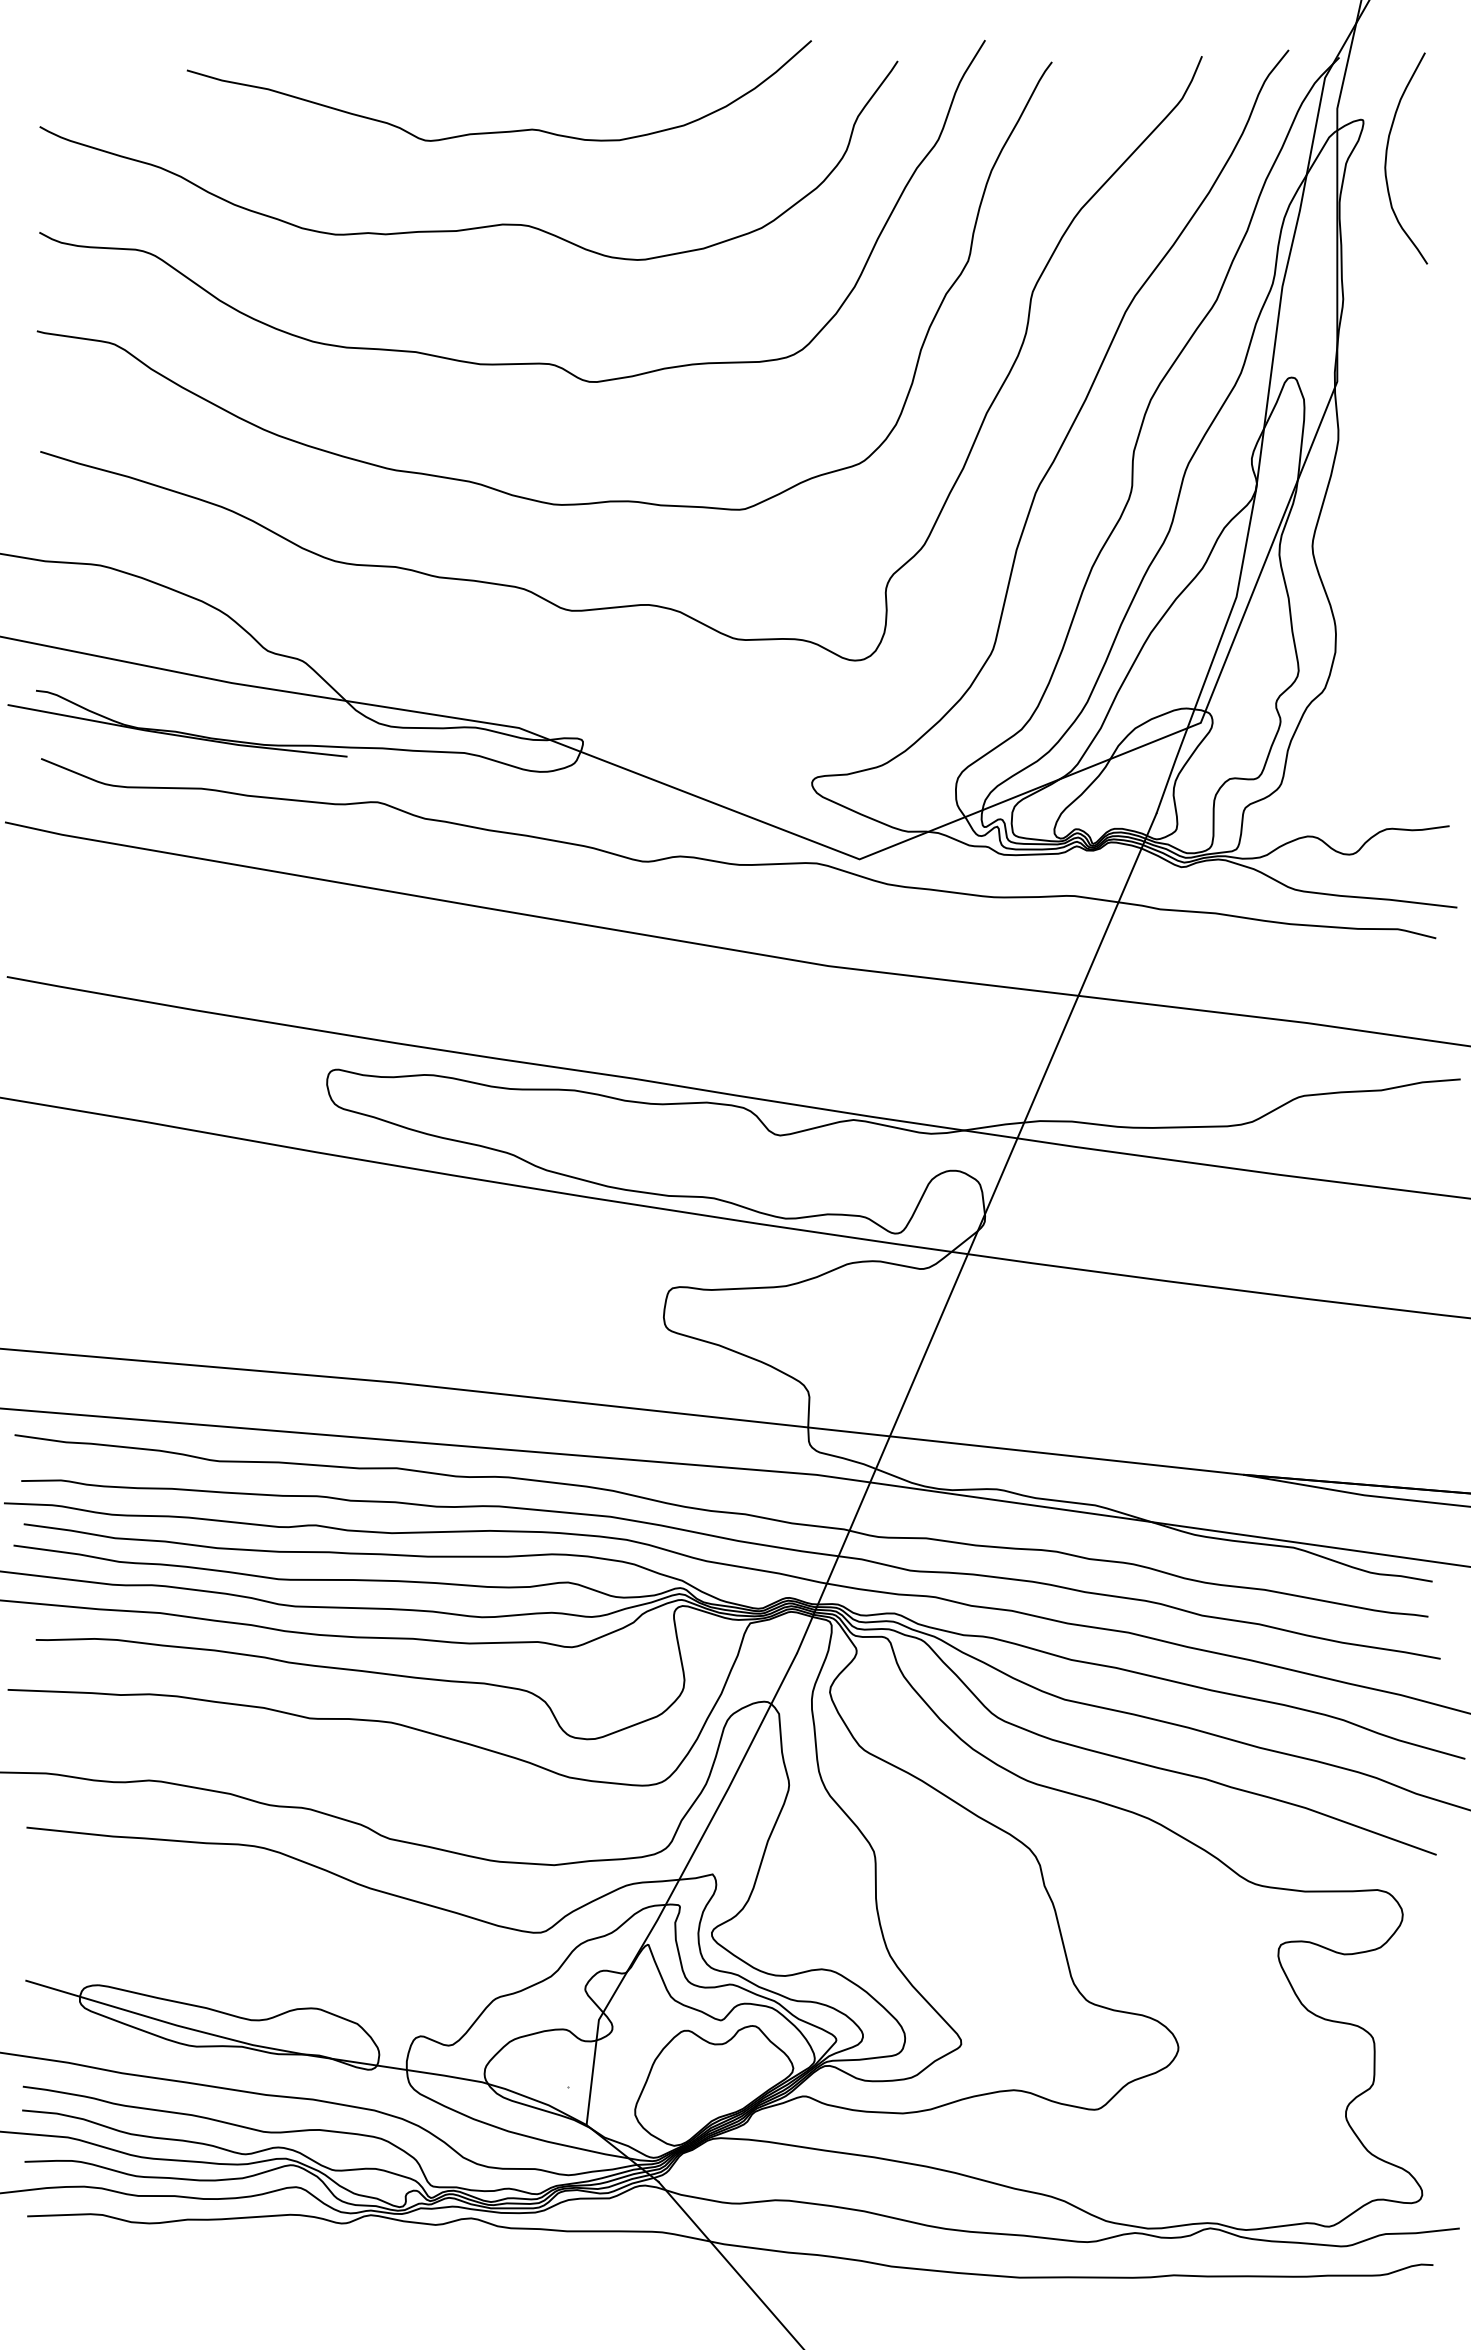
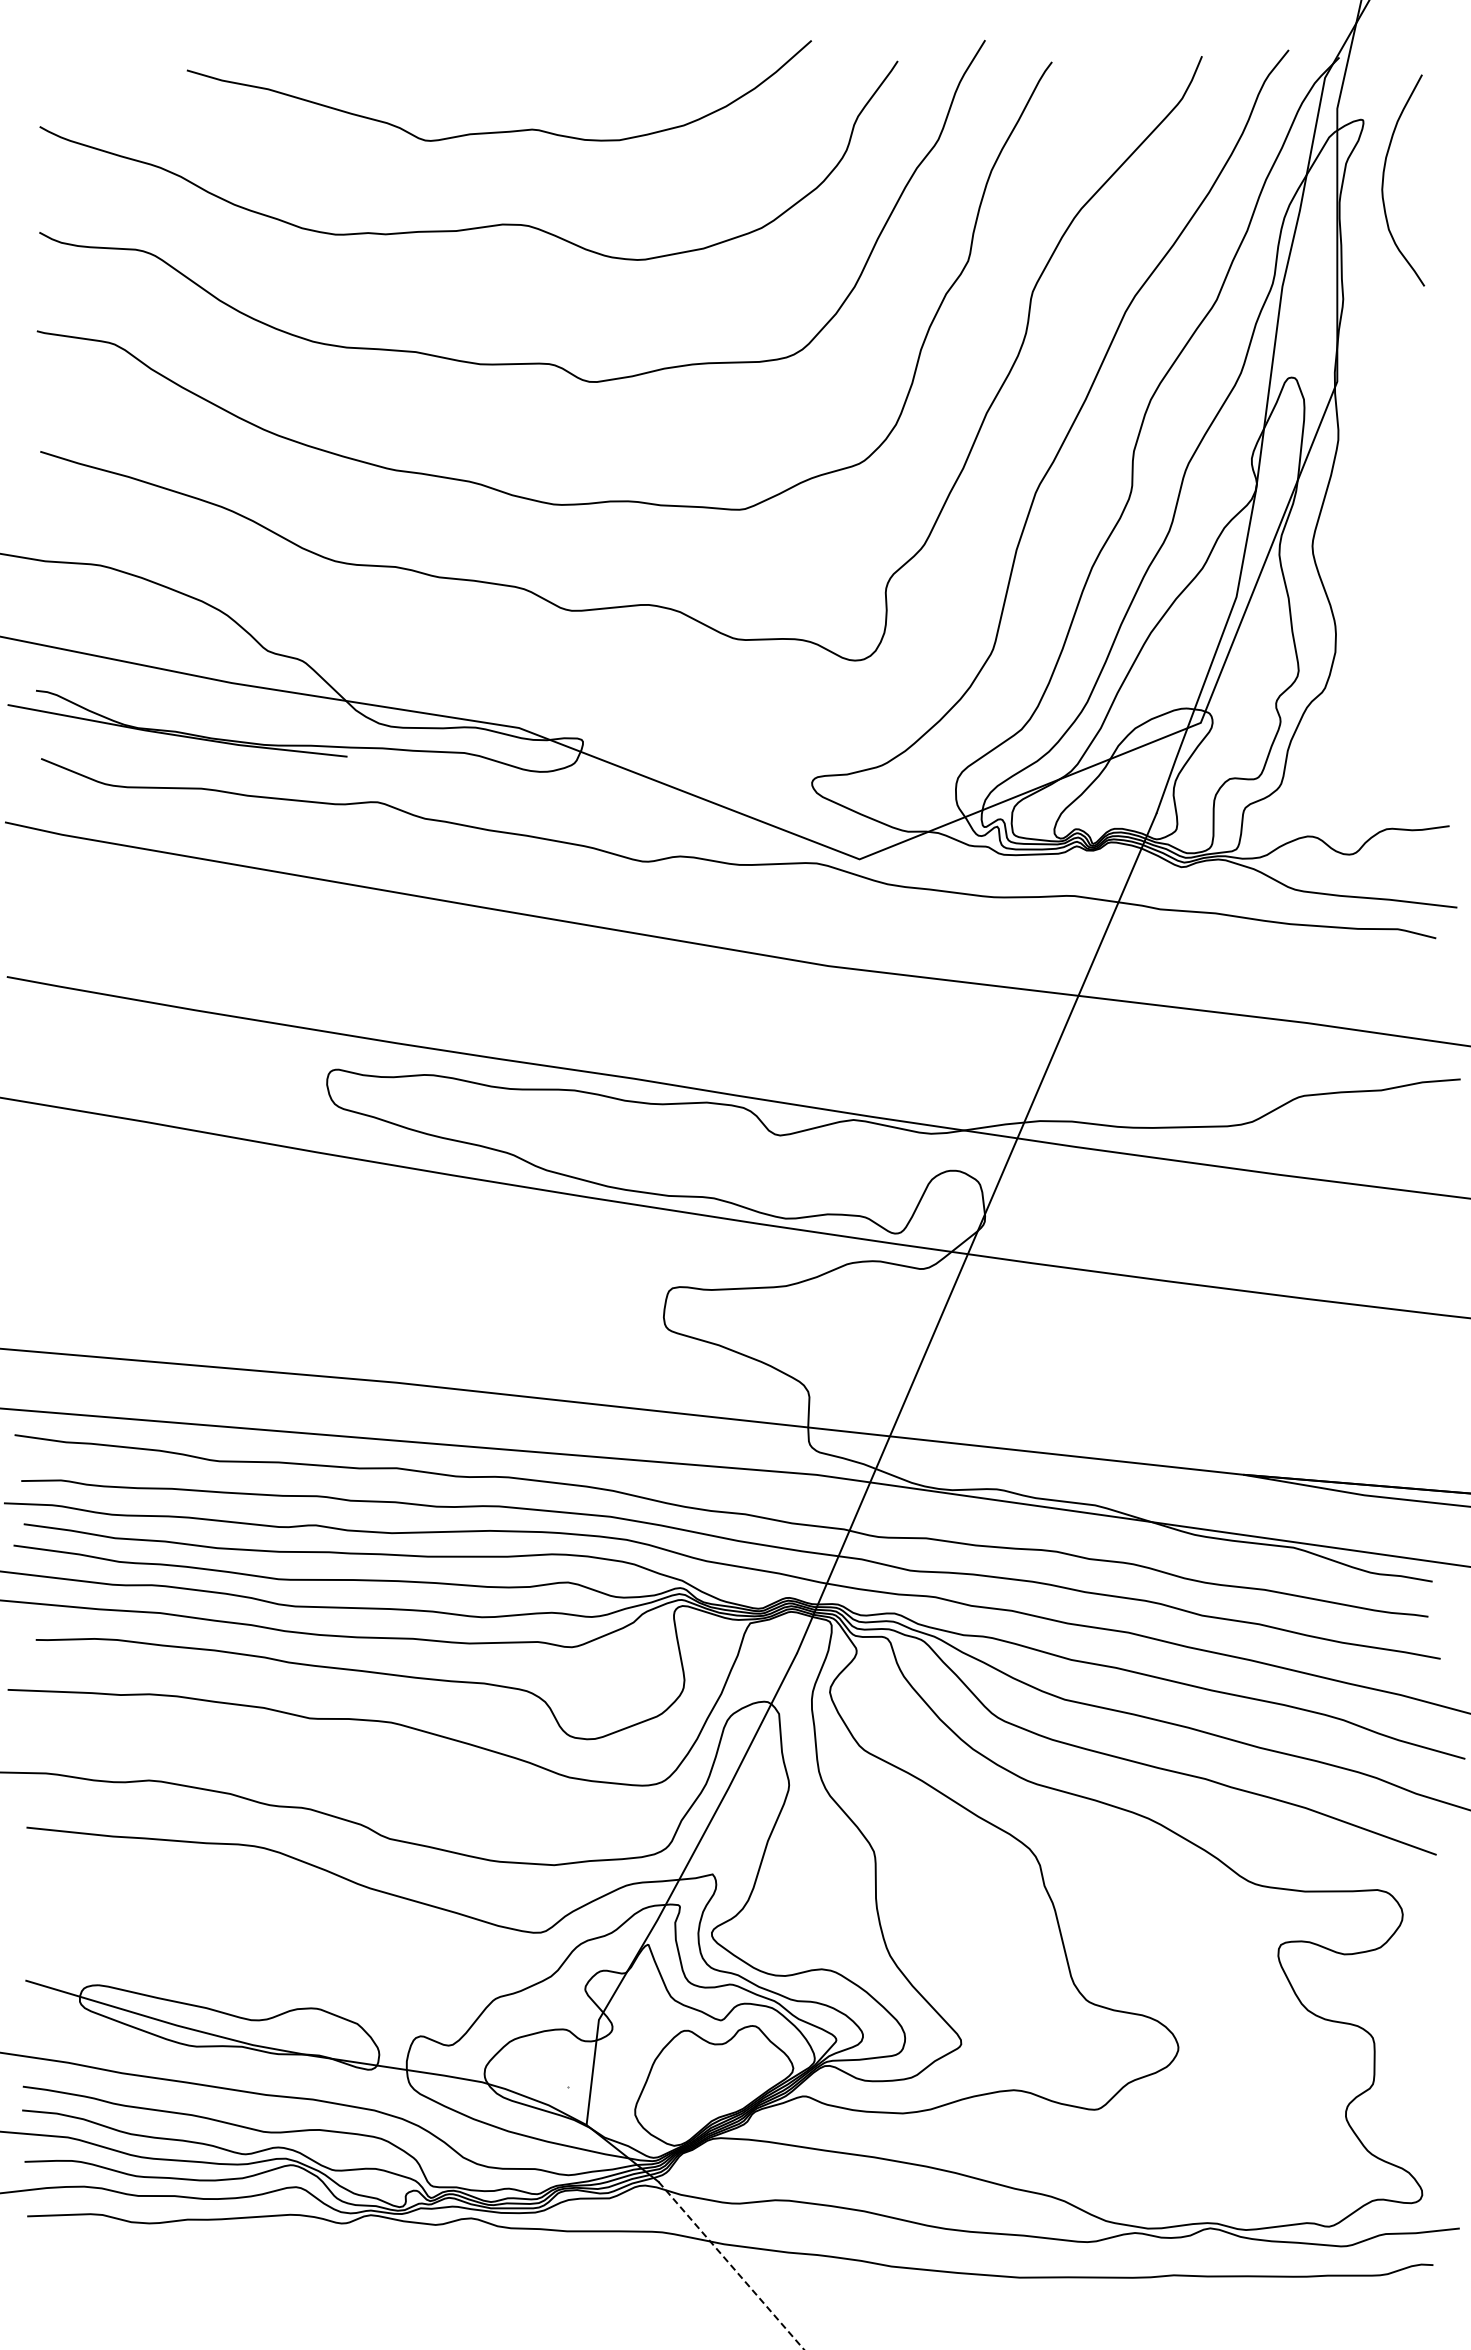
curve position: (1387, 155) -> (1384, 177) (1384, 177)
line: solid -> dashed (731, 2265)
